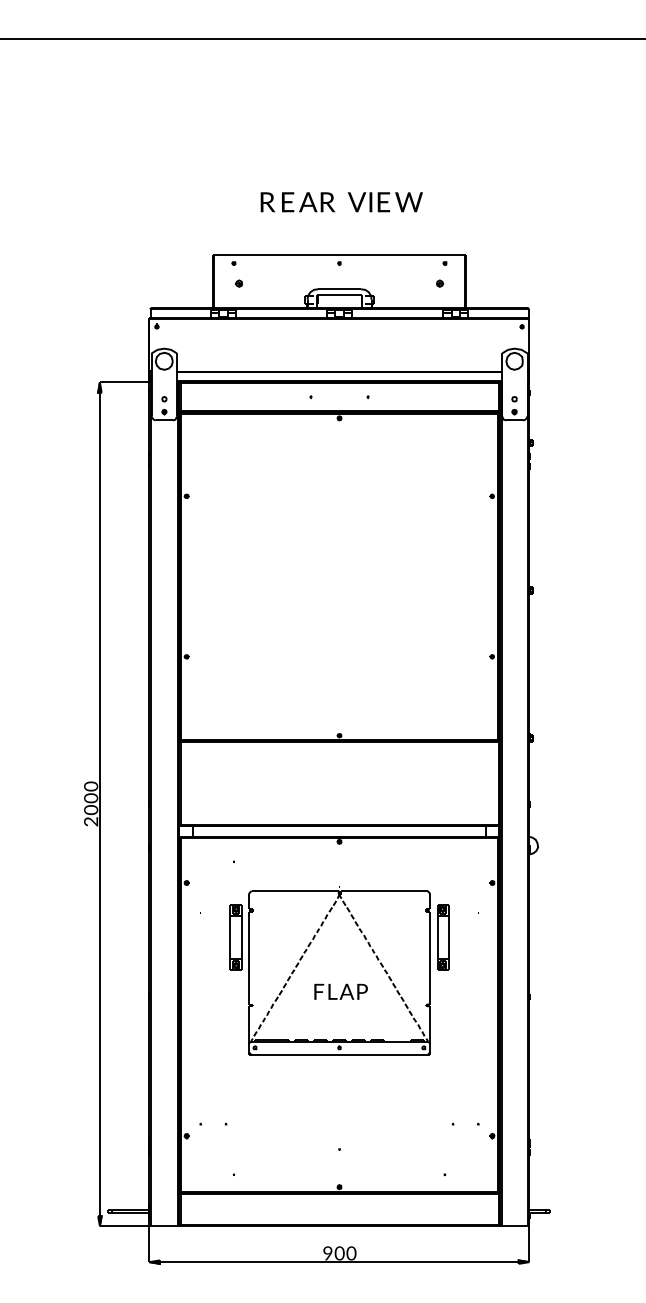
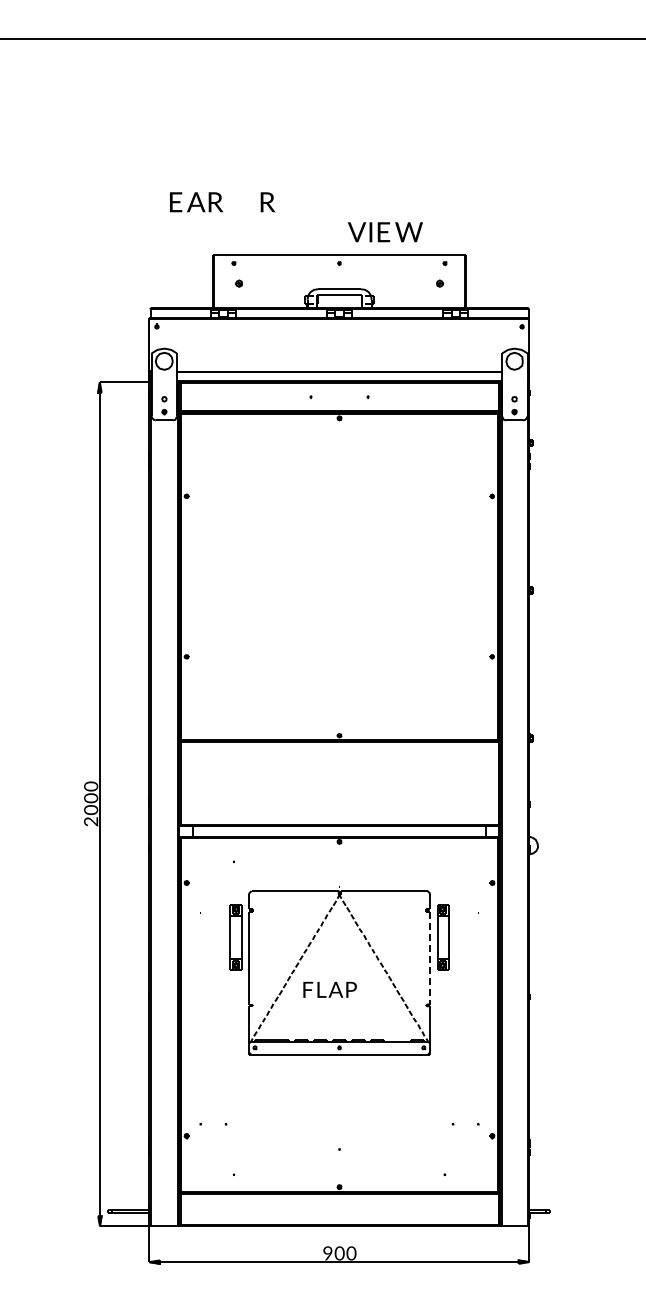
text position: (308, 202) -> (196, 202) (196, 202)
text position: (384, 202) -> (384, 232) (384, 232)
line: solid -> dashed (430, 958)
text position: (340, 991) -> (329, 989) (329, 989)
